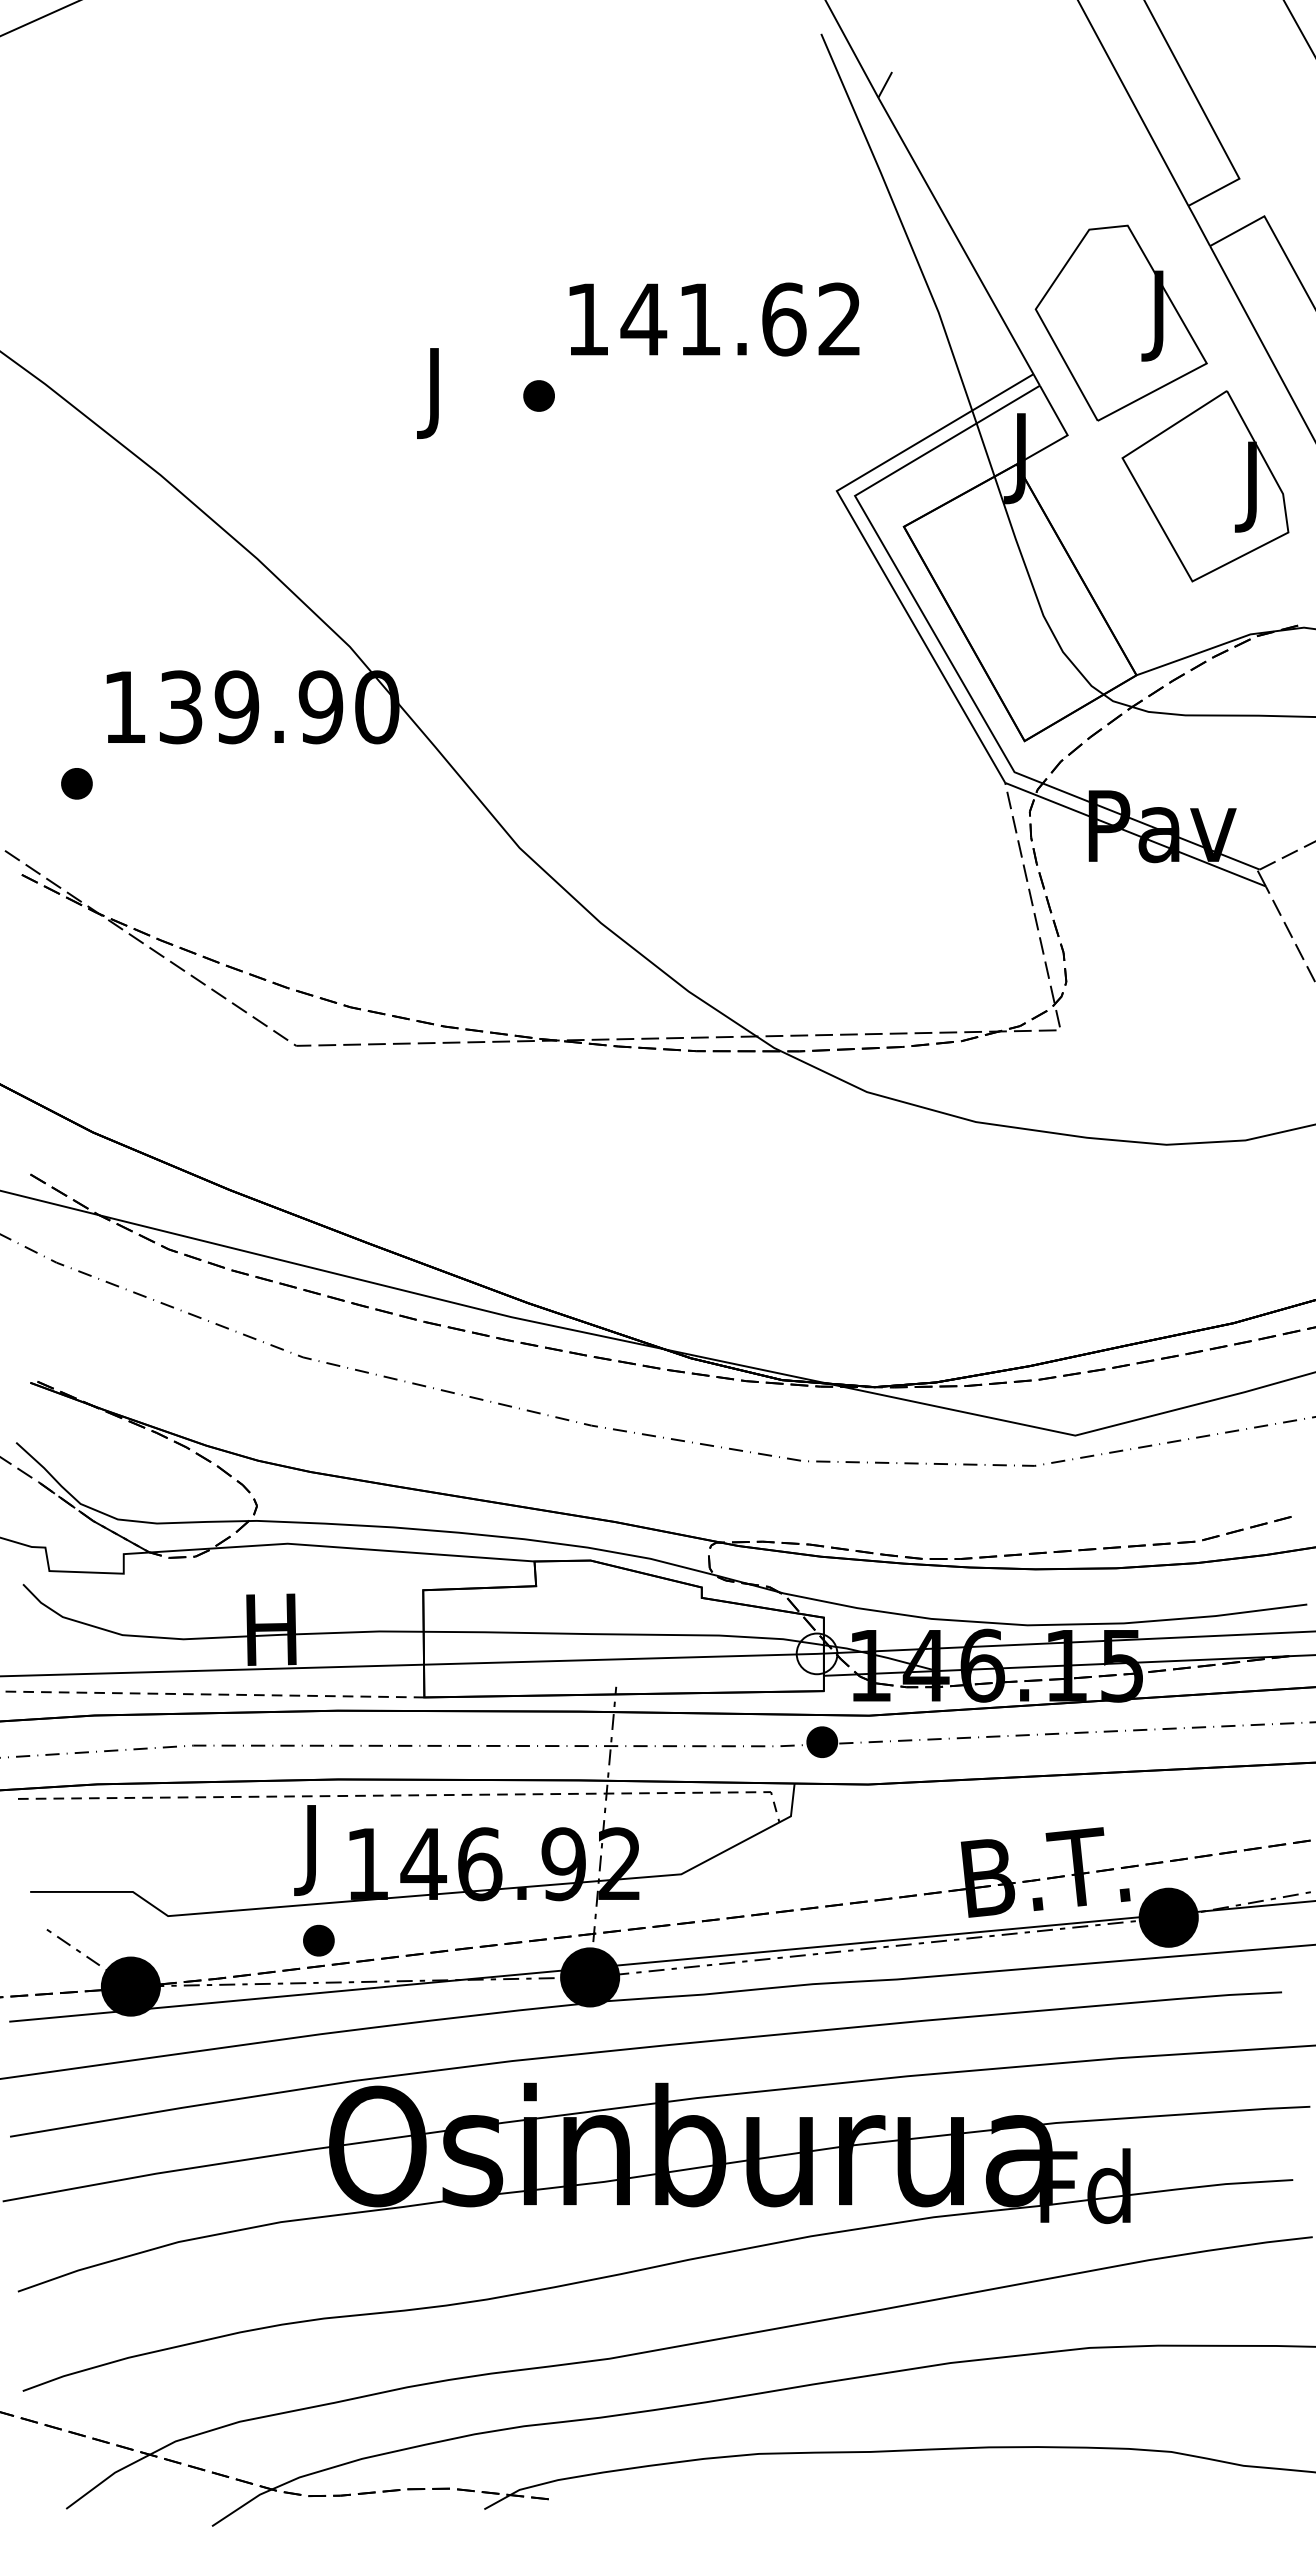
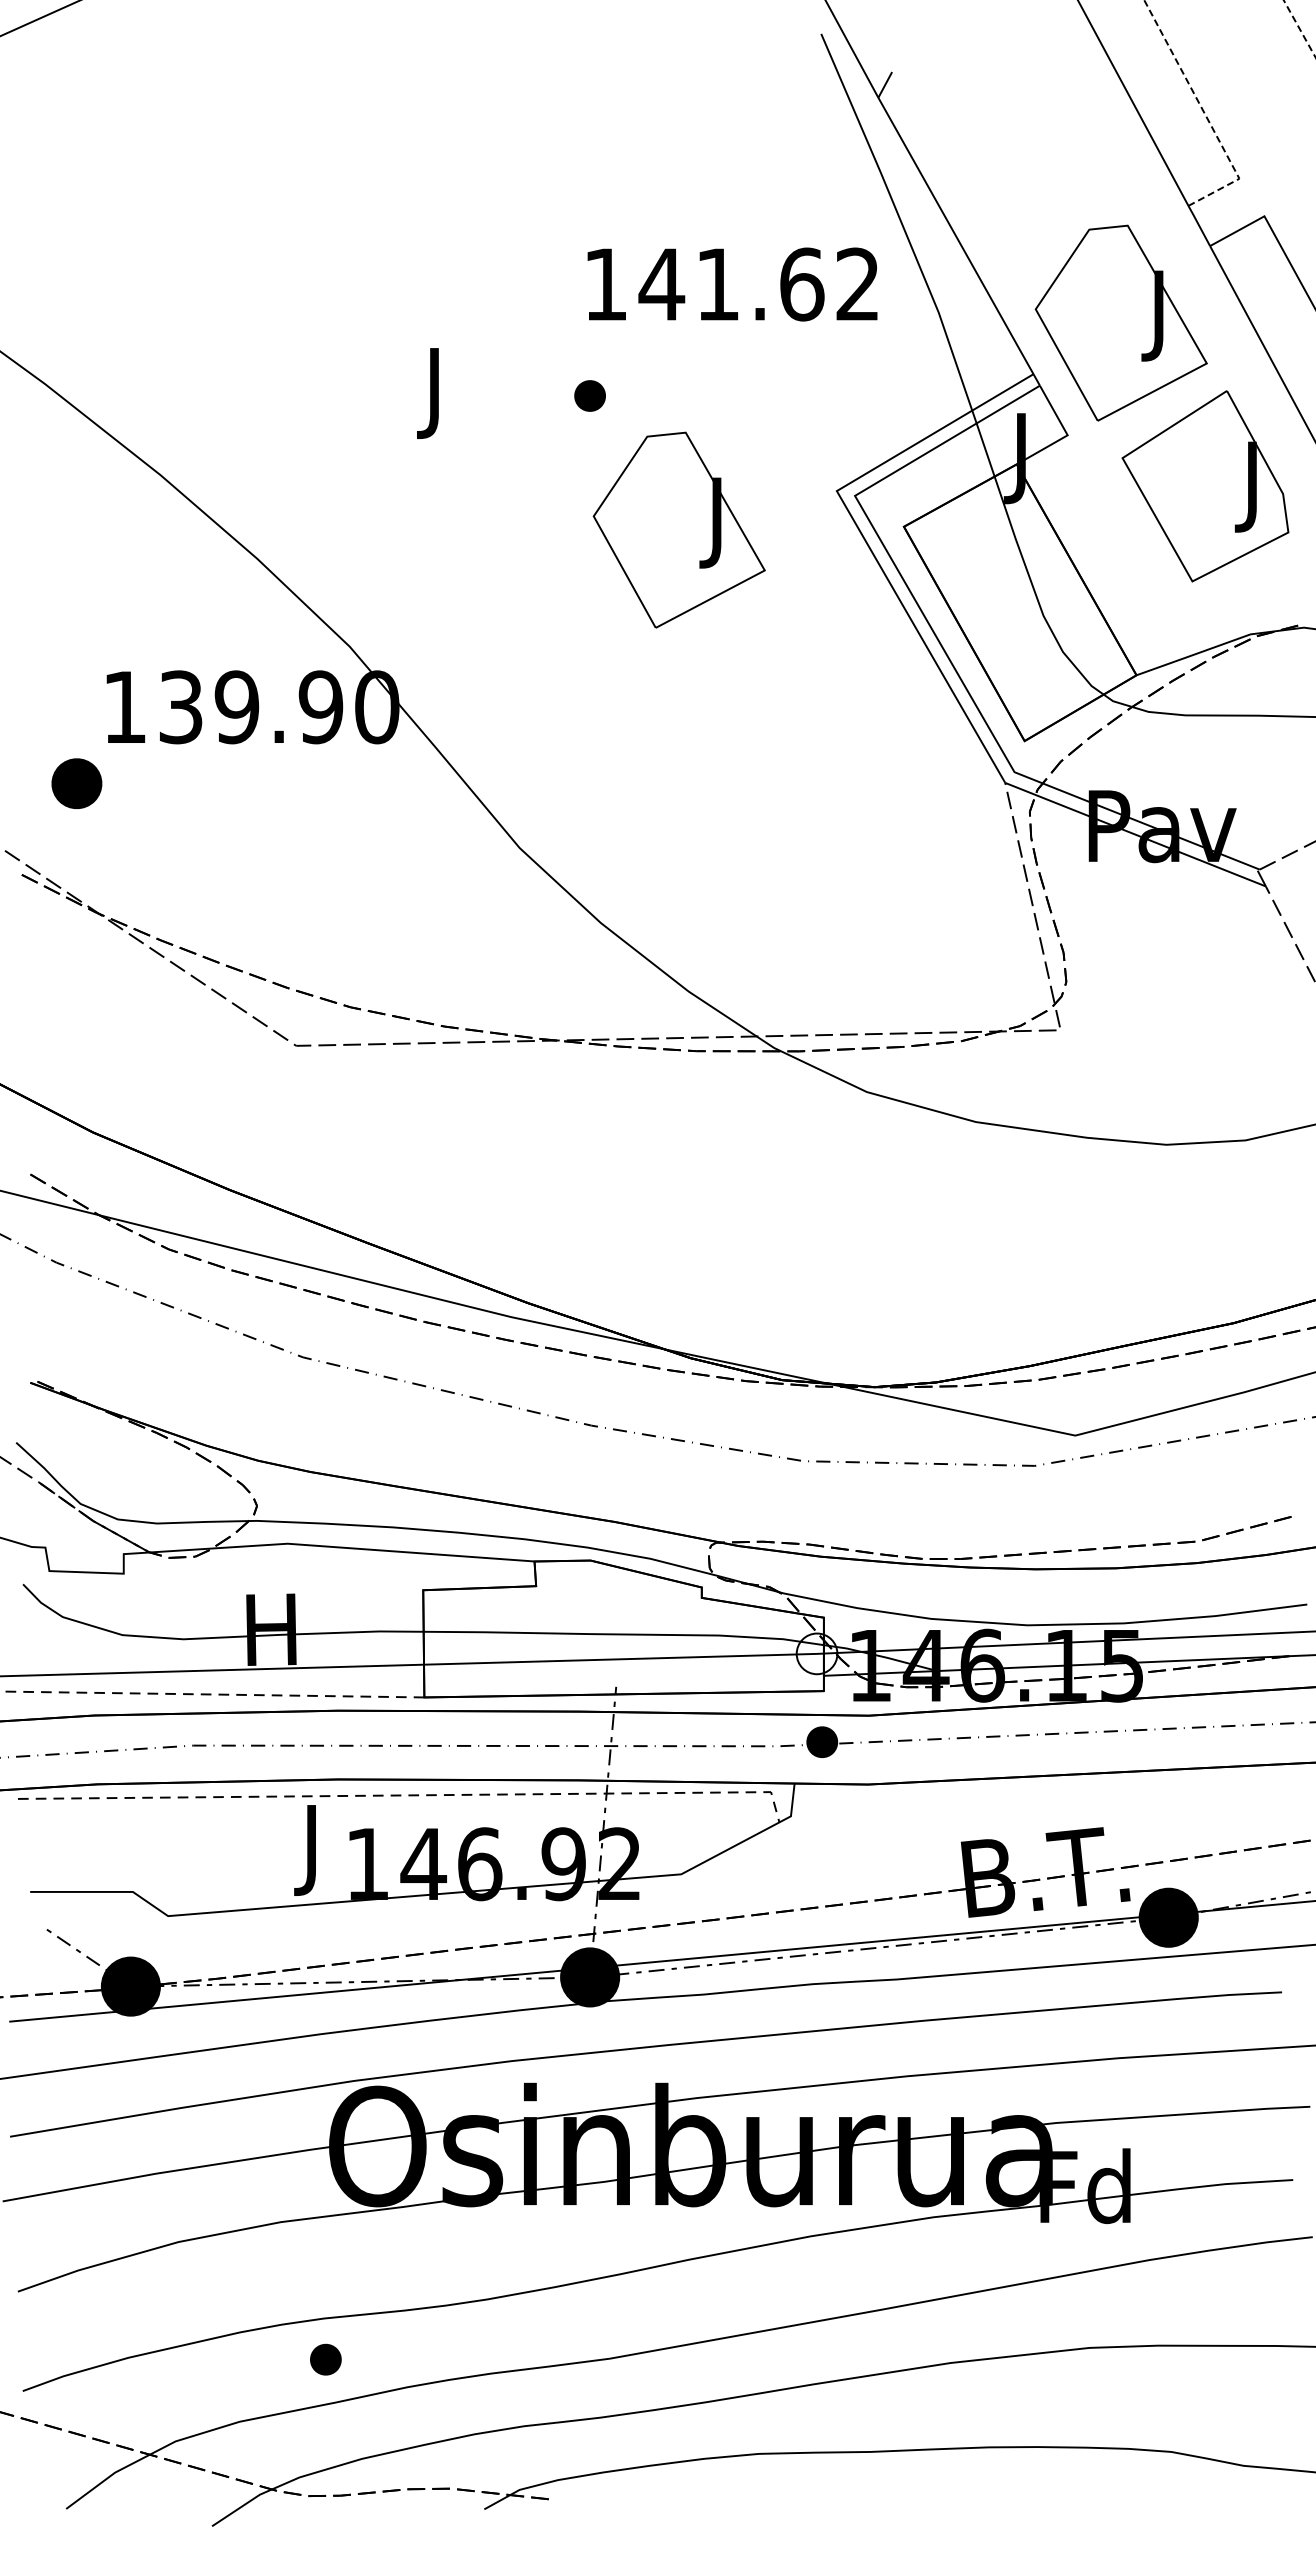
line: solid -> dashed (1299, 29)
line: solid -> dashed (1205, 115)
text position: (714, 319) -> (732, 284) (732, 284)
part position: (538, 395) -> (589, 395) (589, 395)
part: none -> present (678, 529)
part size: 32x32 px -> 52x52 px (76, 783)
part position: (318, 1940) -> (325, 2359) (325, 2359)
